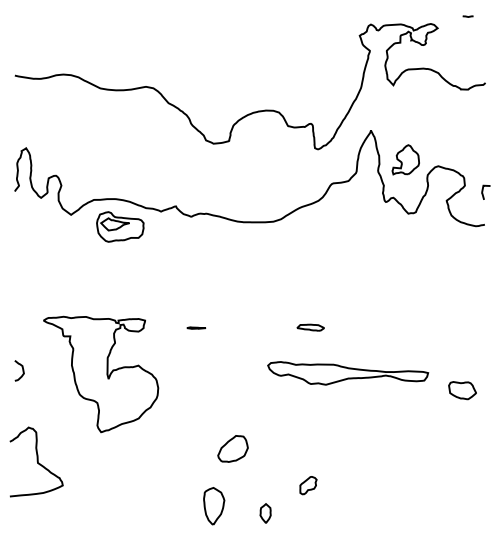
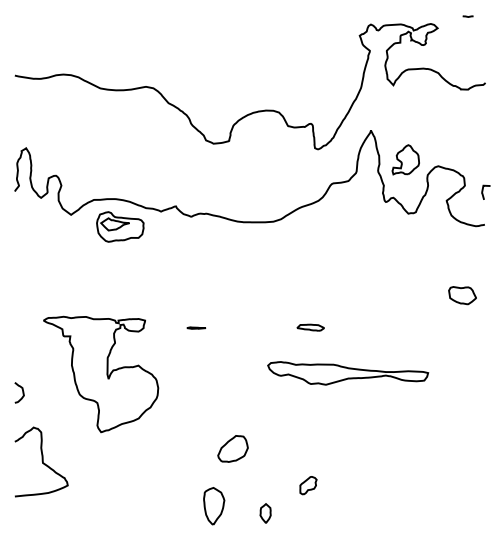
curve position: (22, 370) -> (22, 392) (22, 392)
part position: (462, 390) -> (462, 295) (462, 295)
curve position: (36, 461) -> (41, 461) (41, 461)
